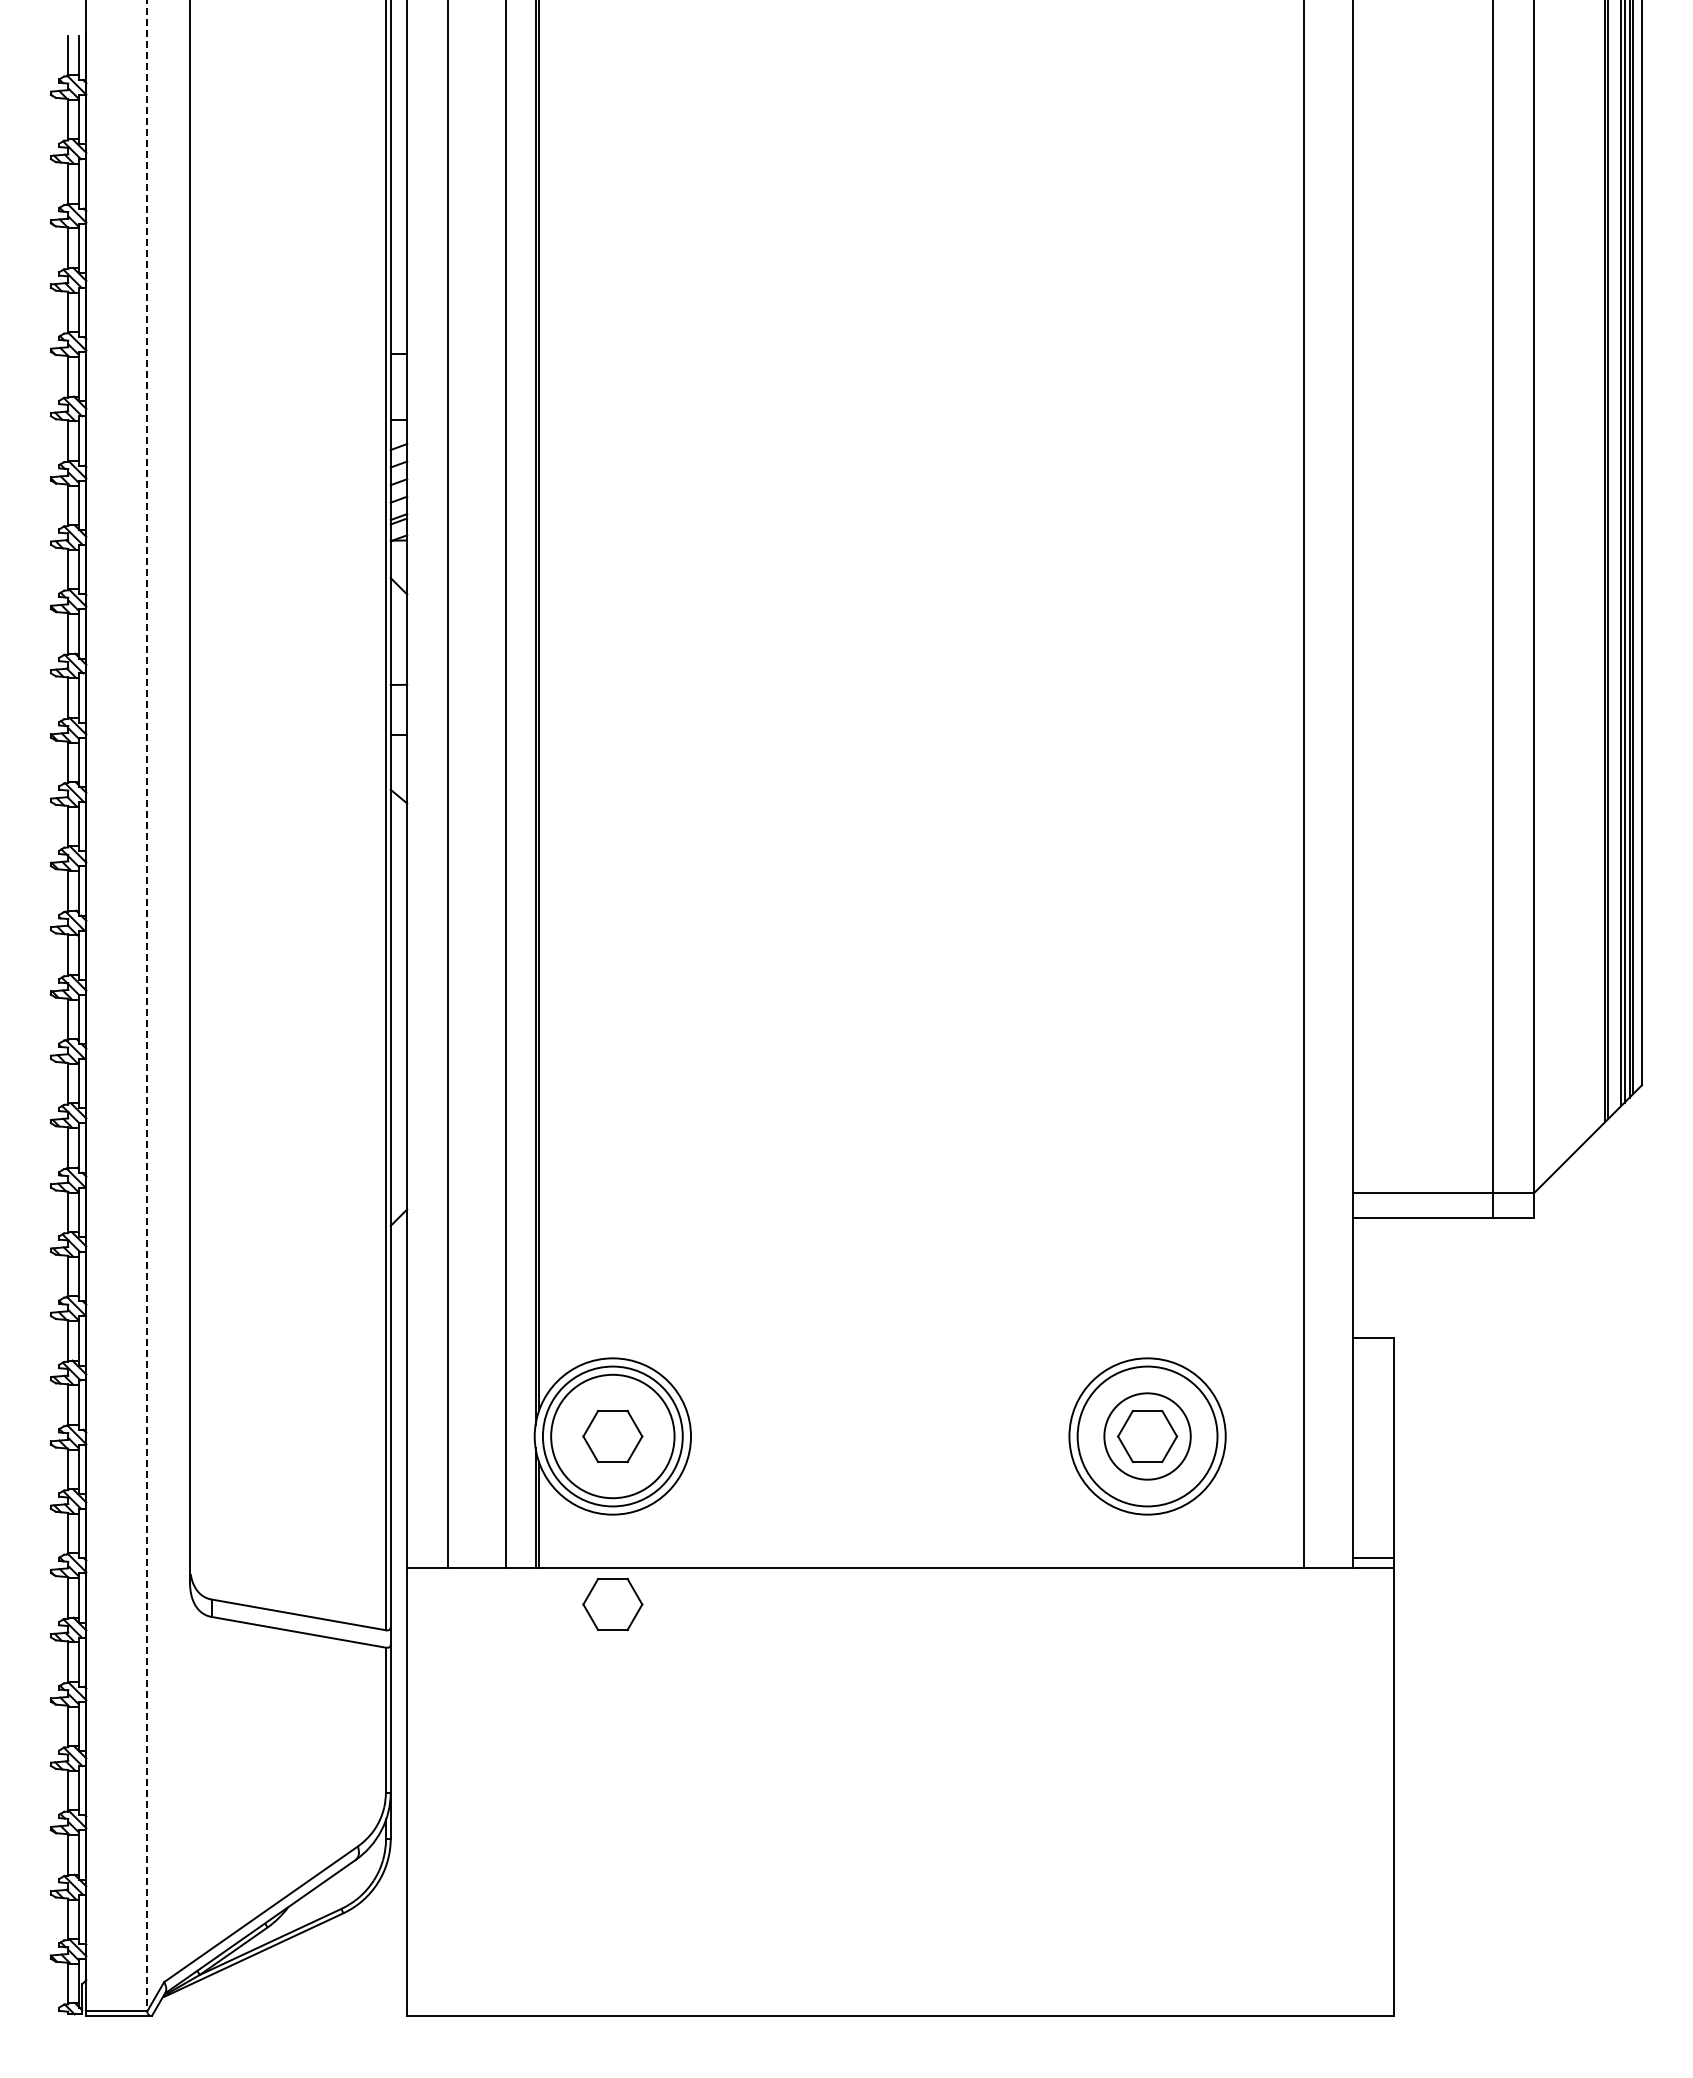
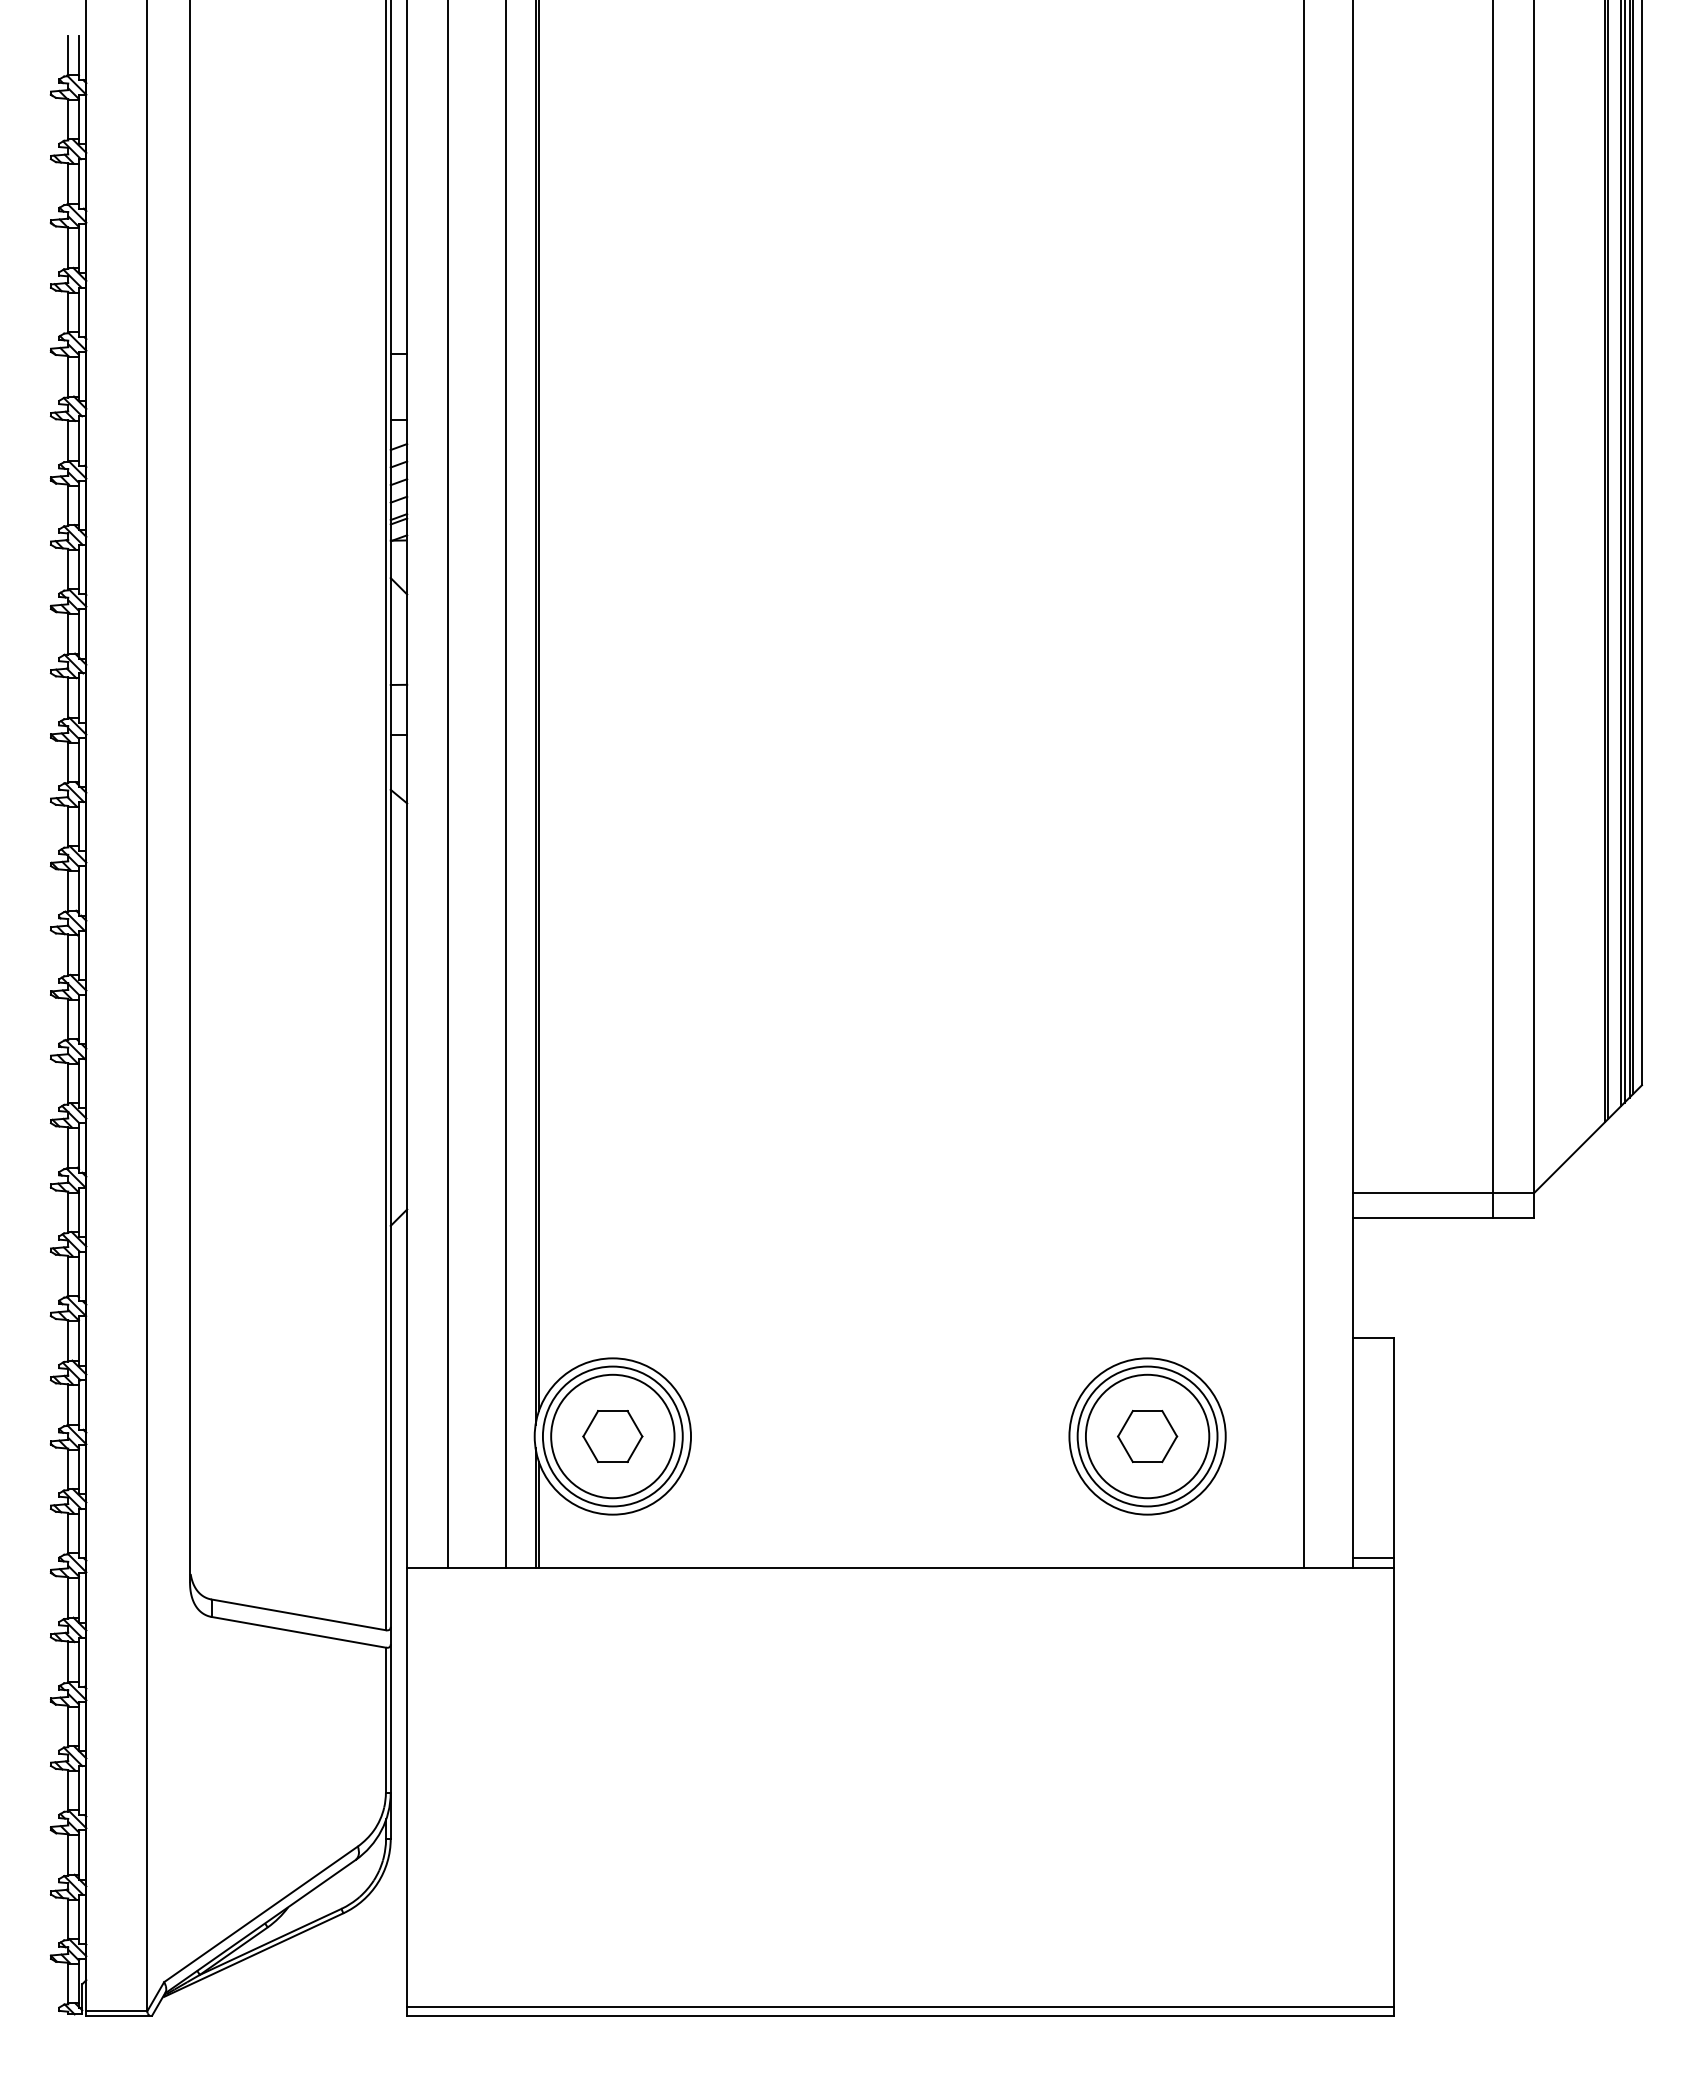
line: dashed -> solid (147, 1006)
circle diameter: 86 px -> 123 px (1147, 1436)
part: present -> none (612, 1604)
line: none -> present (900, 2007)
